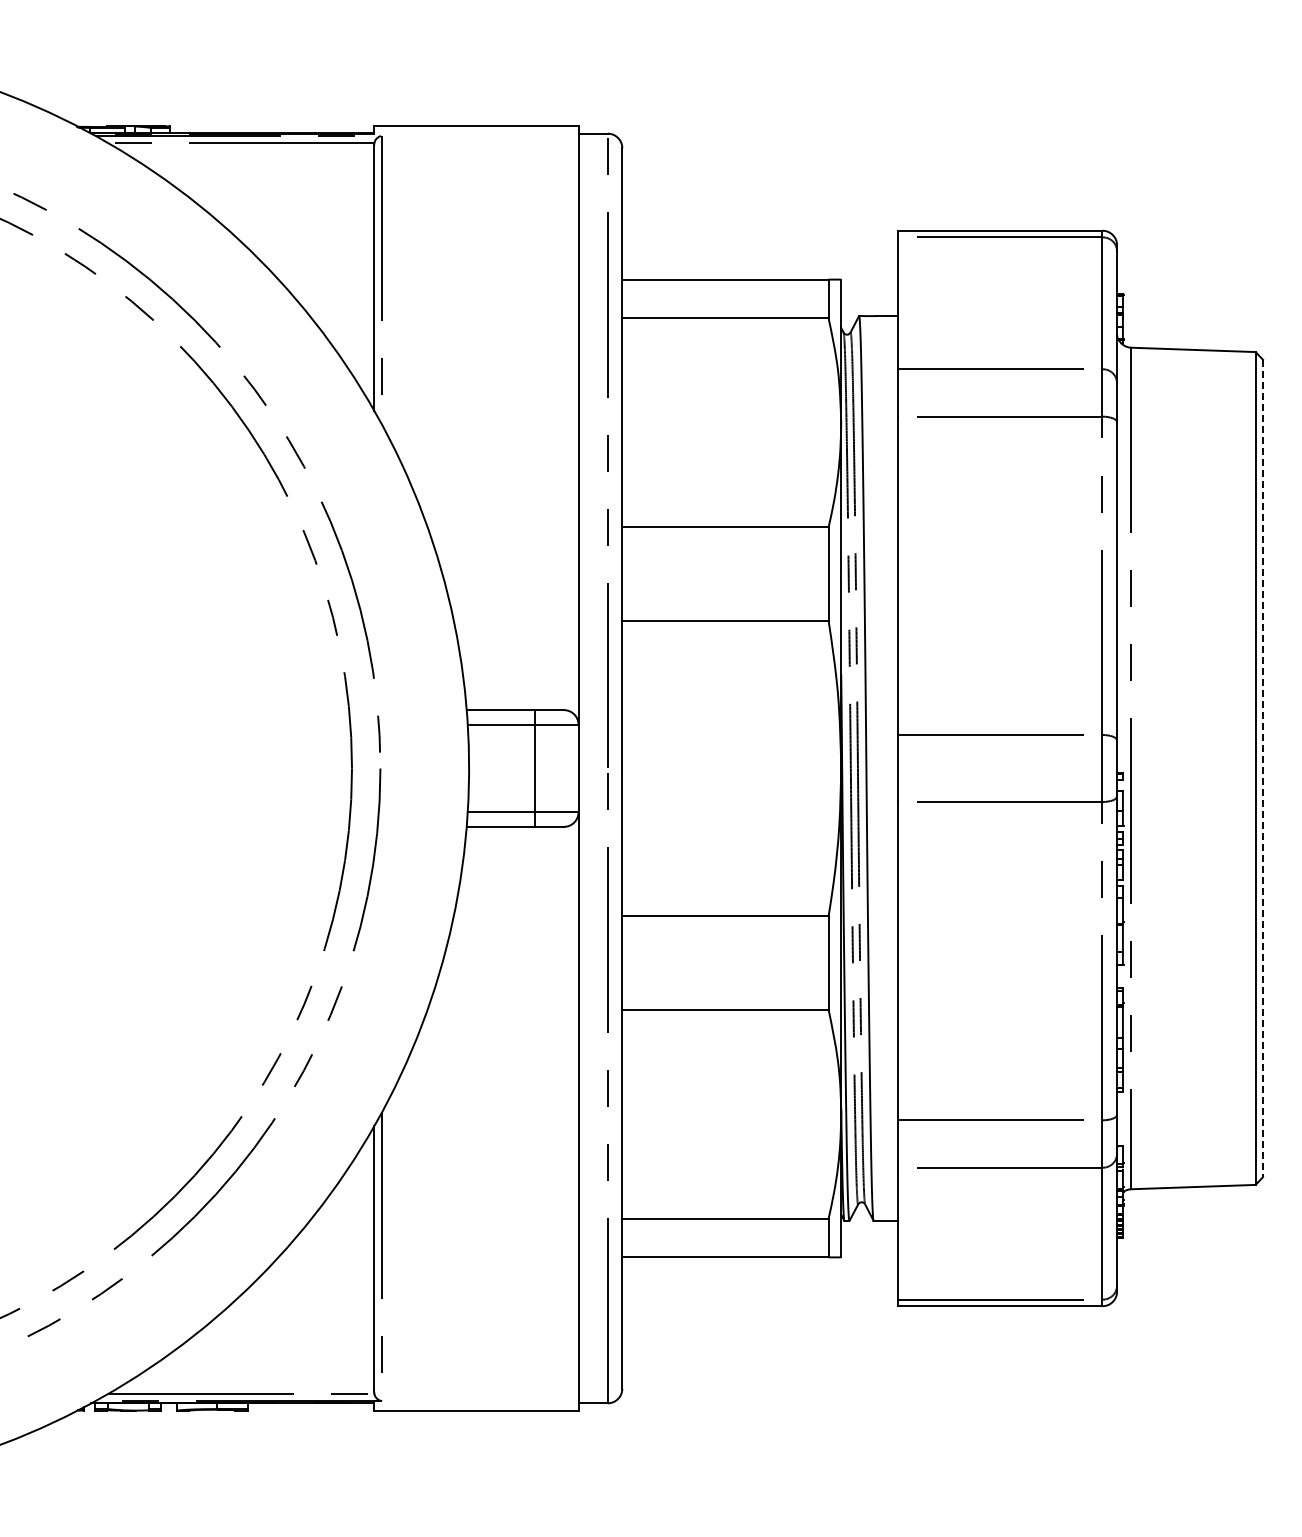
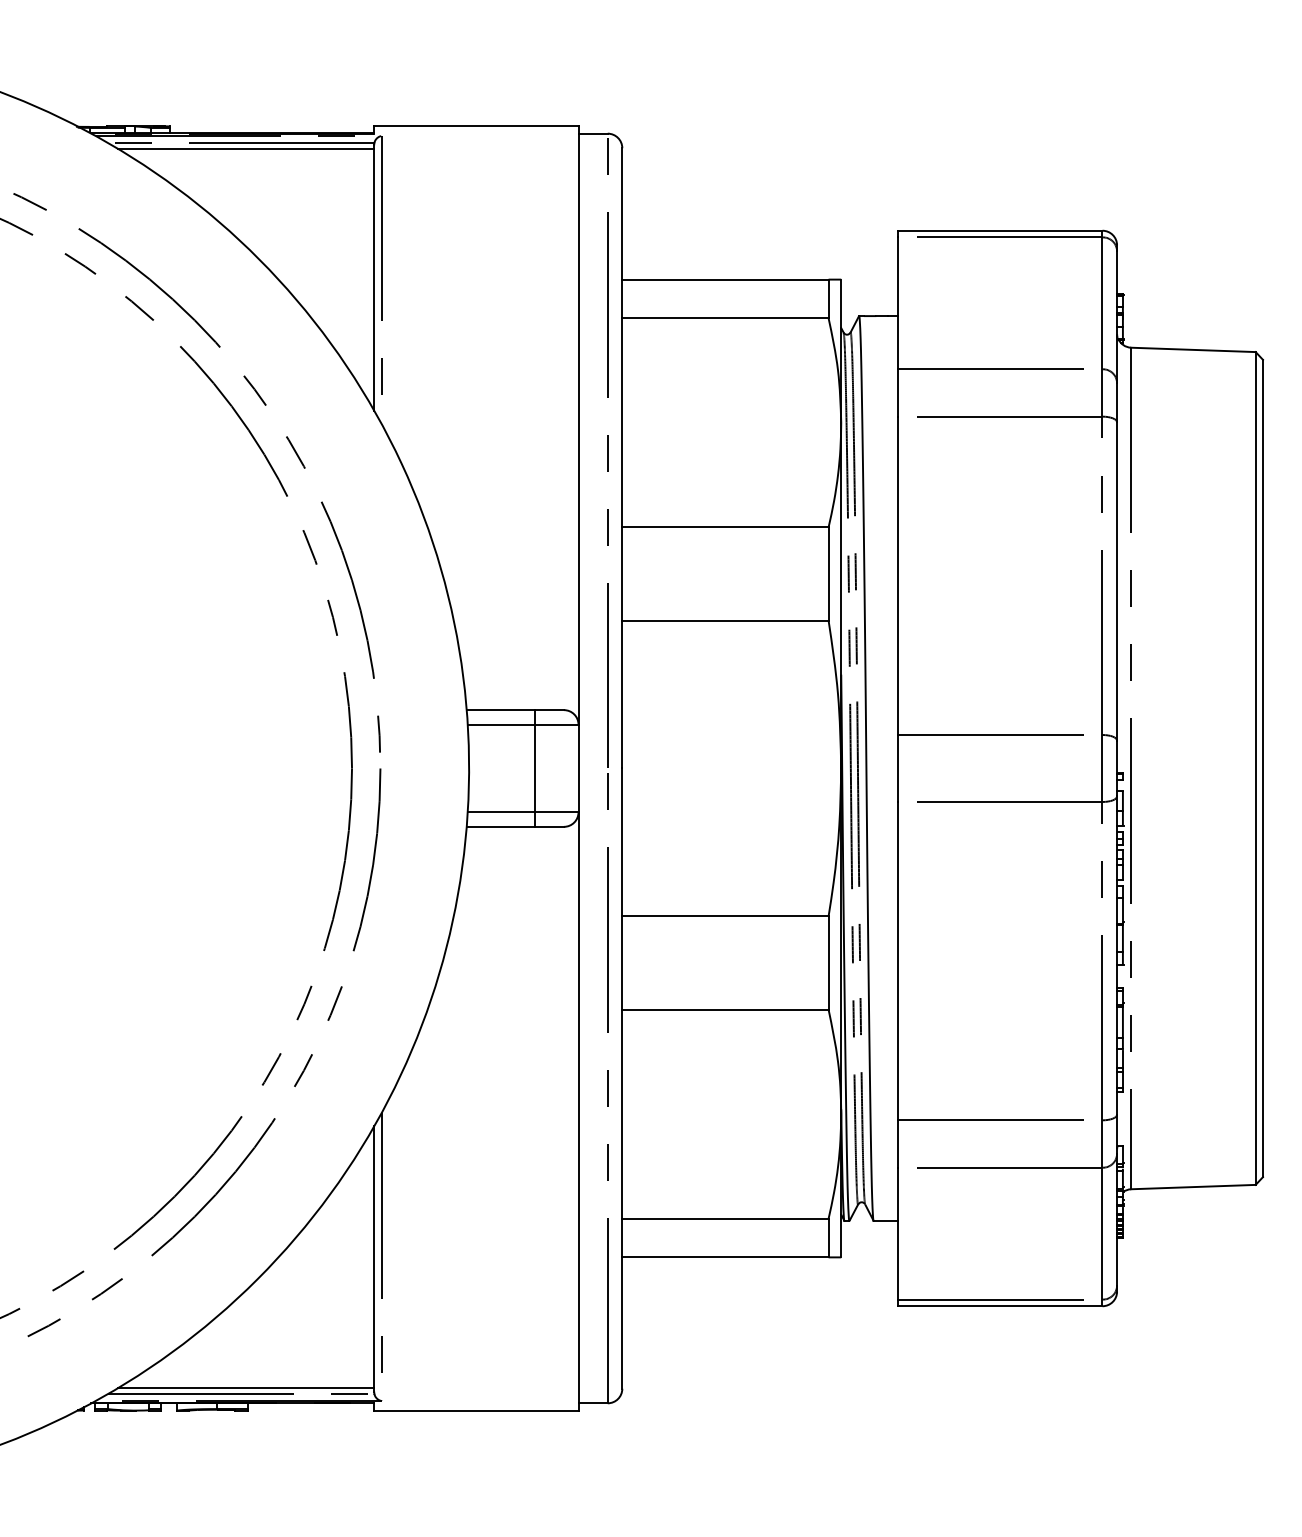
line: none -> present (246, 148)
line: dashed -> solid (1263, 768)
line: none -> present (246, 1388)
